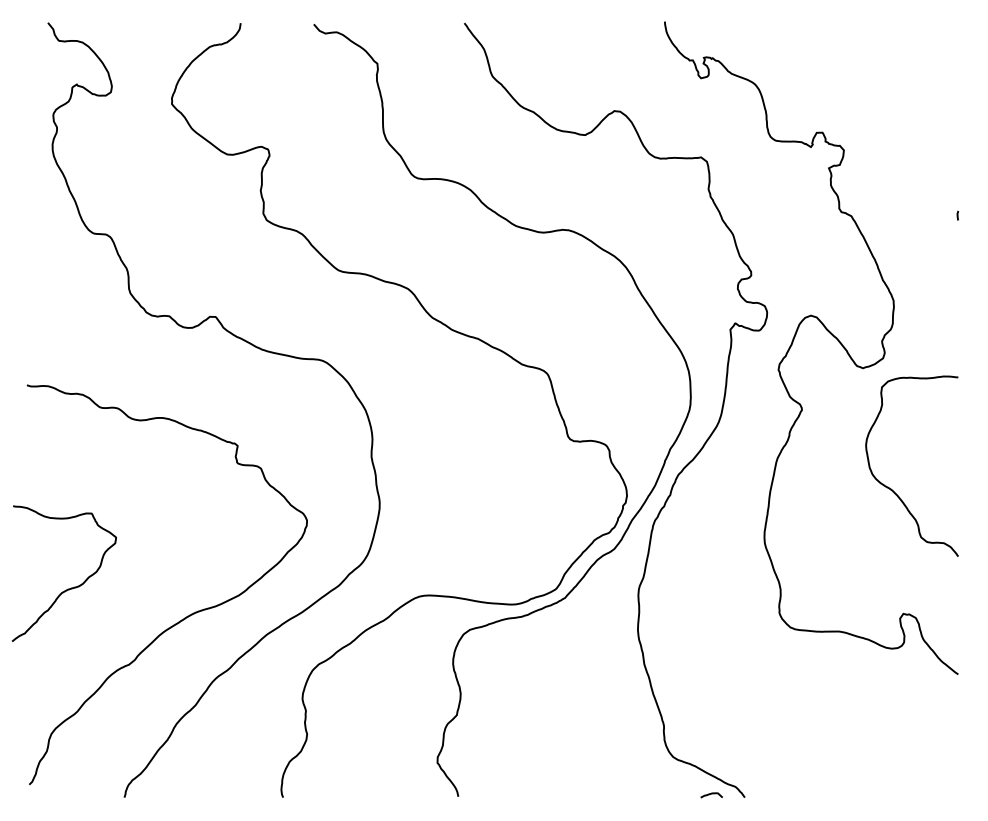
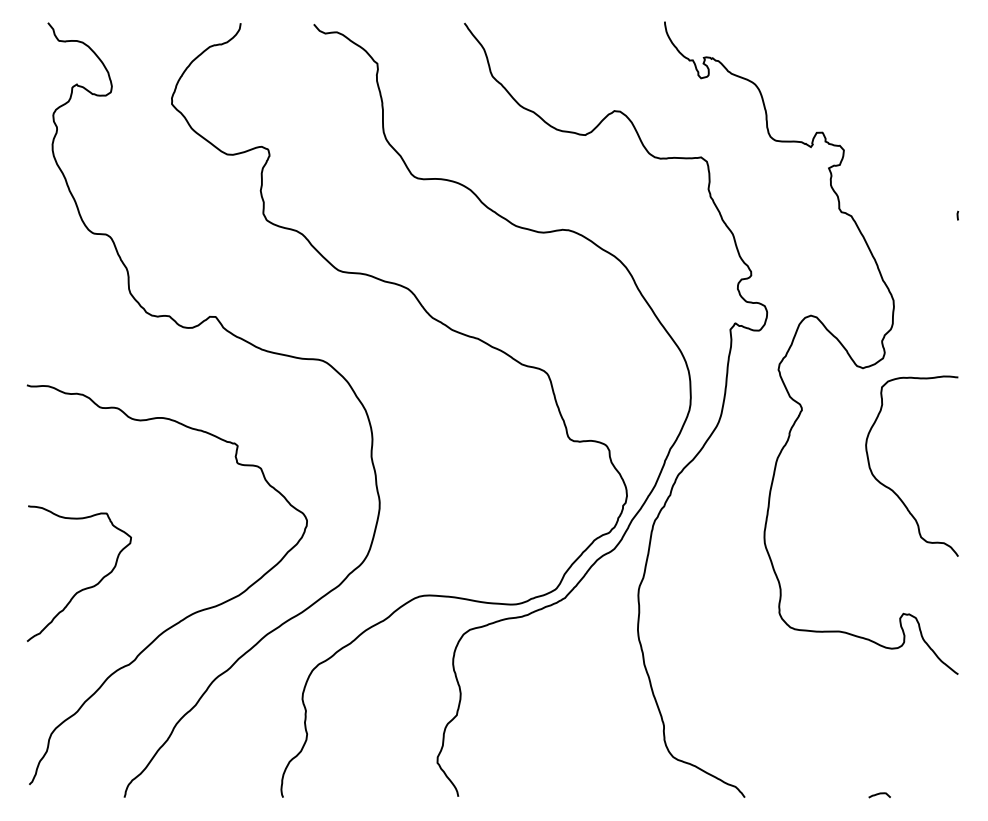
curve position: (68, 588) -> (83, 588) (83, 588)
curve position: (711, 794) -> (879, 794) (879, 794)
